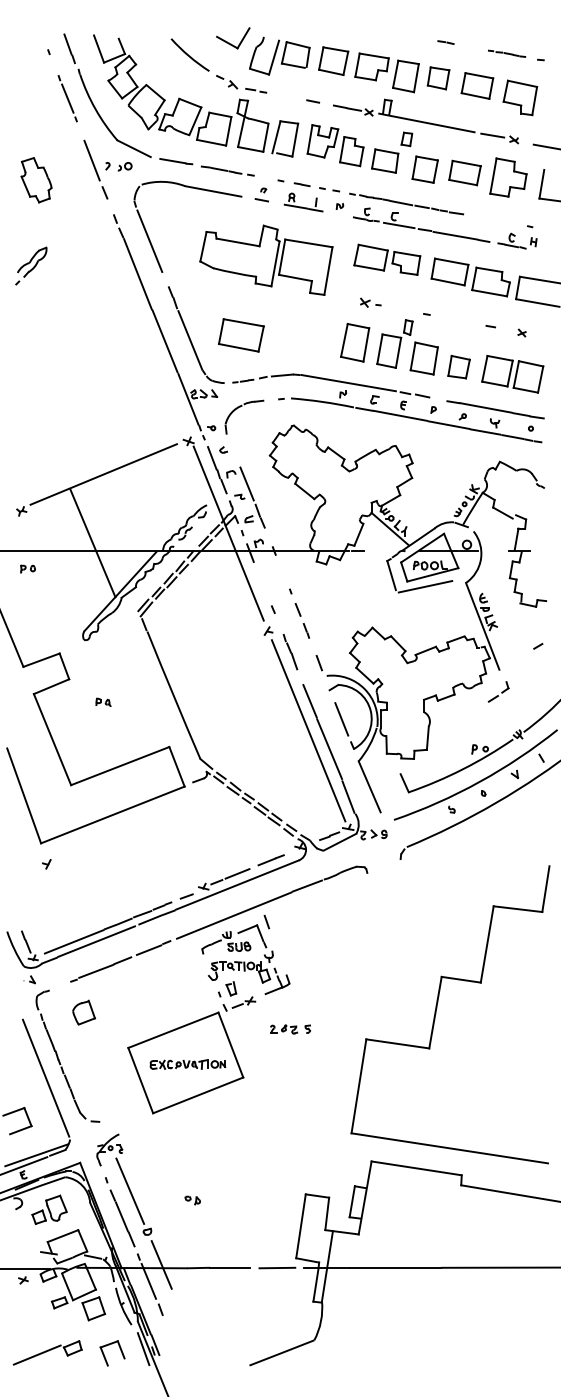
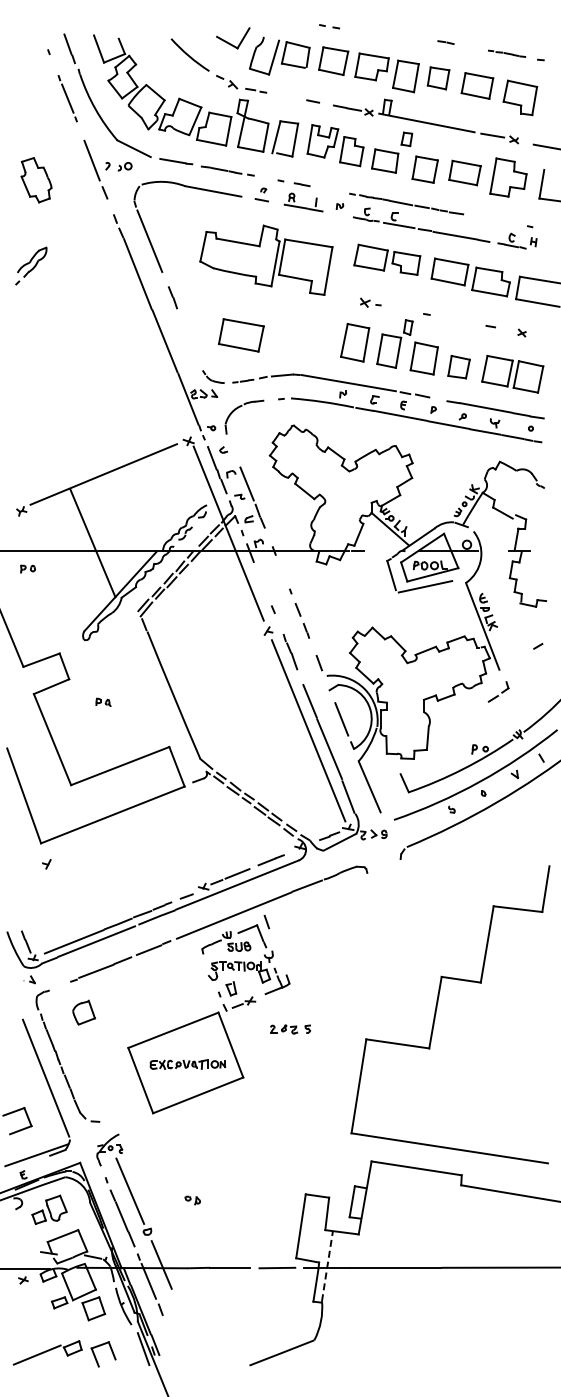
part position: (329, 189) -> (329, 26) (329, 26)
line: present -> none (190, 340)
line: present -> none (24, 1165)
line: solid -> dashed (327, 1265)
part position: (105, 1356) -> (96, 1357) (96, 1357)
